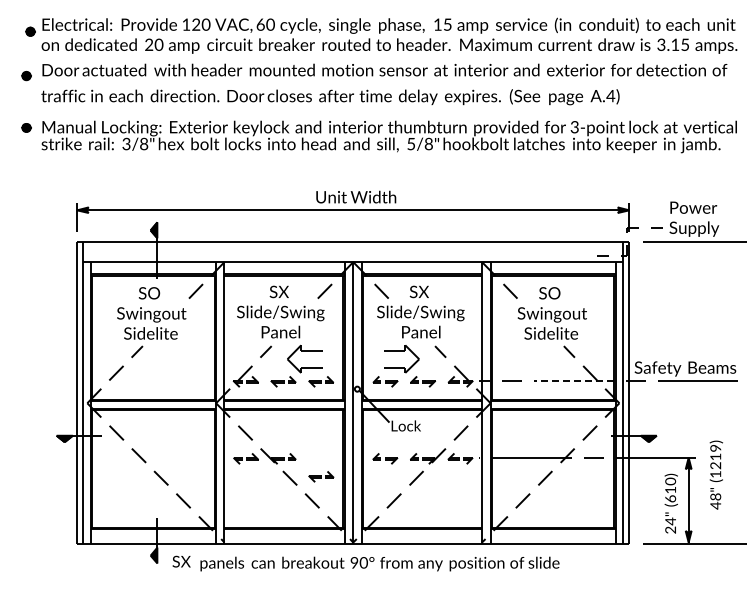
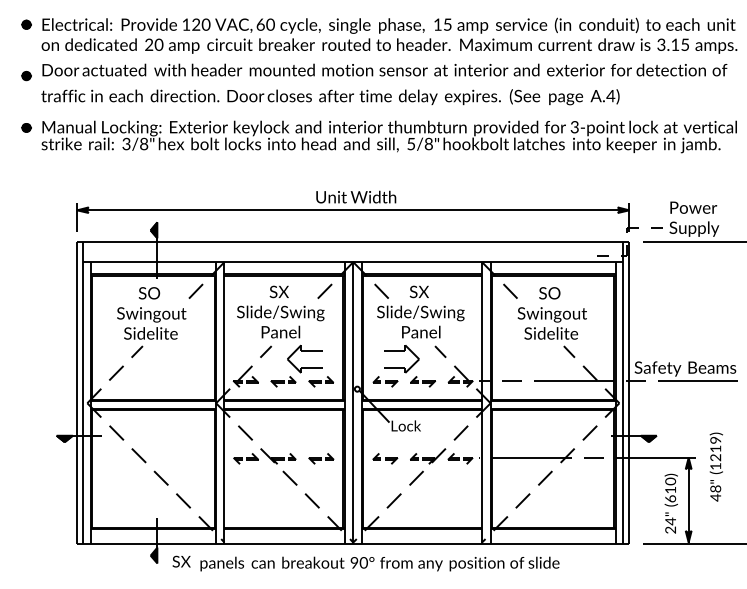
part position: (30, 31) -> (26, 24) (26, 24)
line: dashed -> solid (573, 380)
text position: (715, 474) -> (715, 466) (715, 466)
part position: (321, 476) -> (321, 458) (321, 458)
